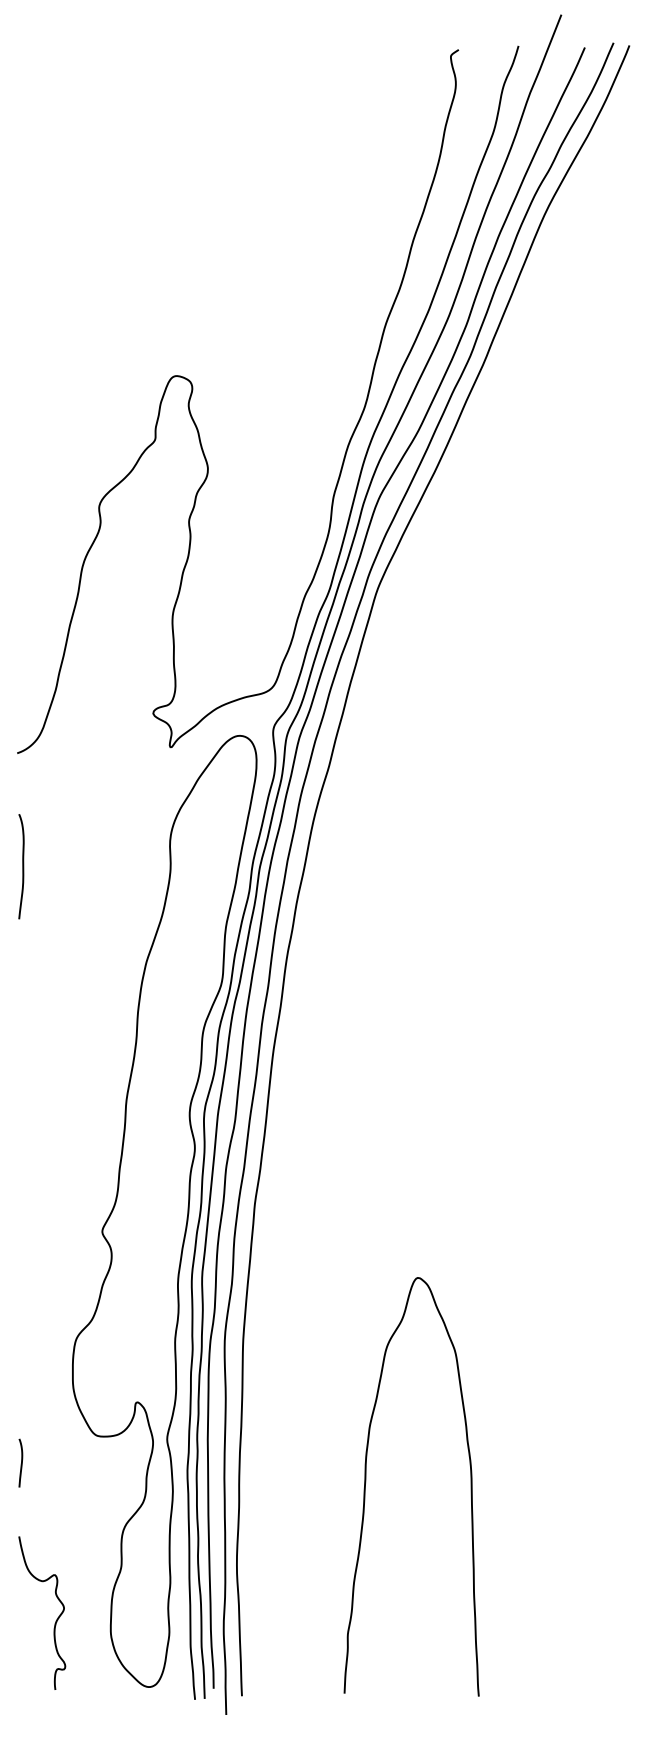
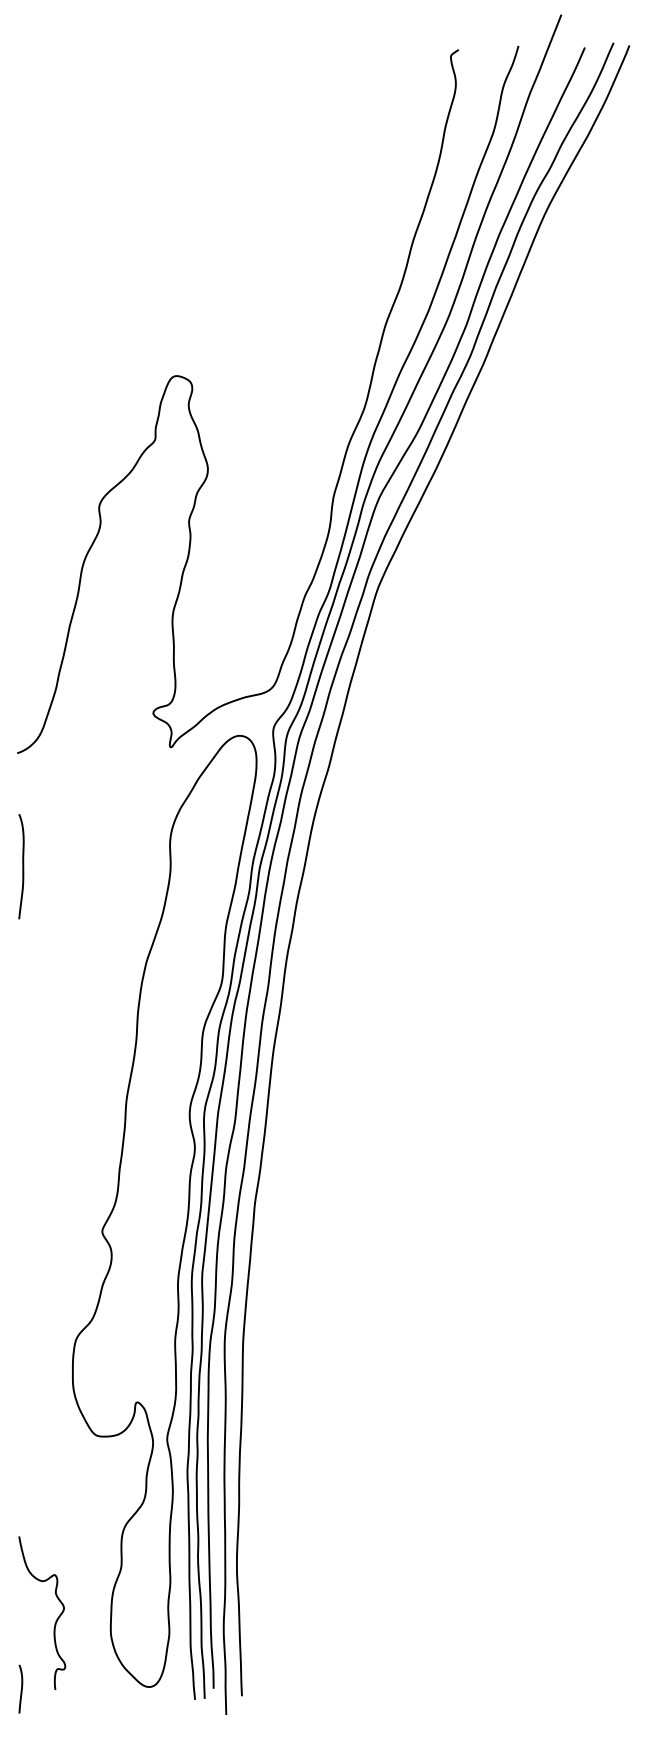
curve position: (21, 1462) -> (21, 1688) (21, 1688)
curve: present -> none (366, 1482)
